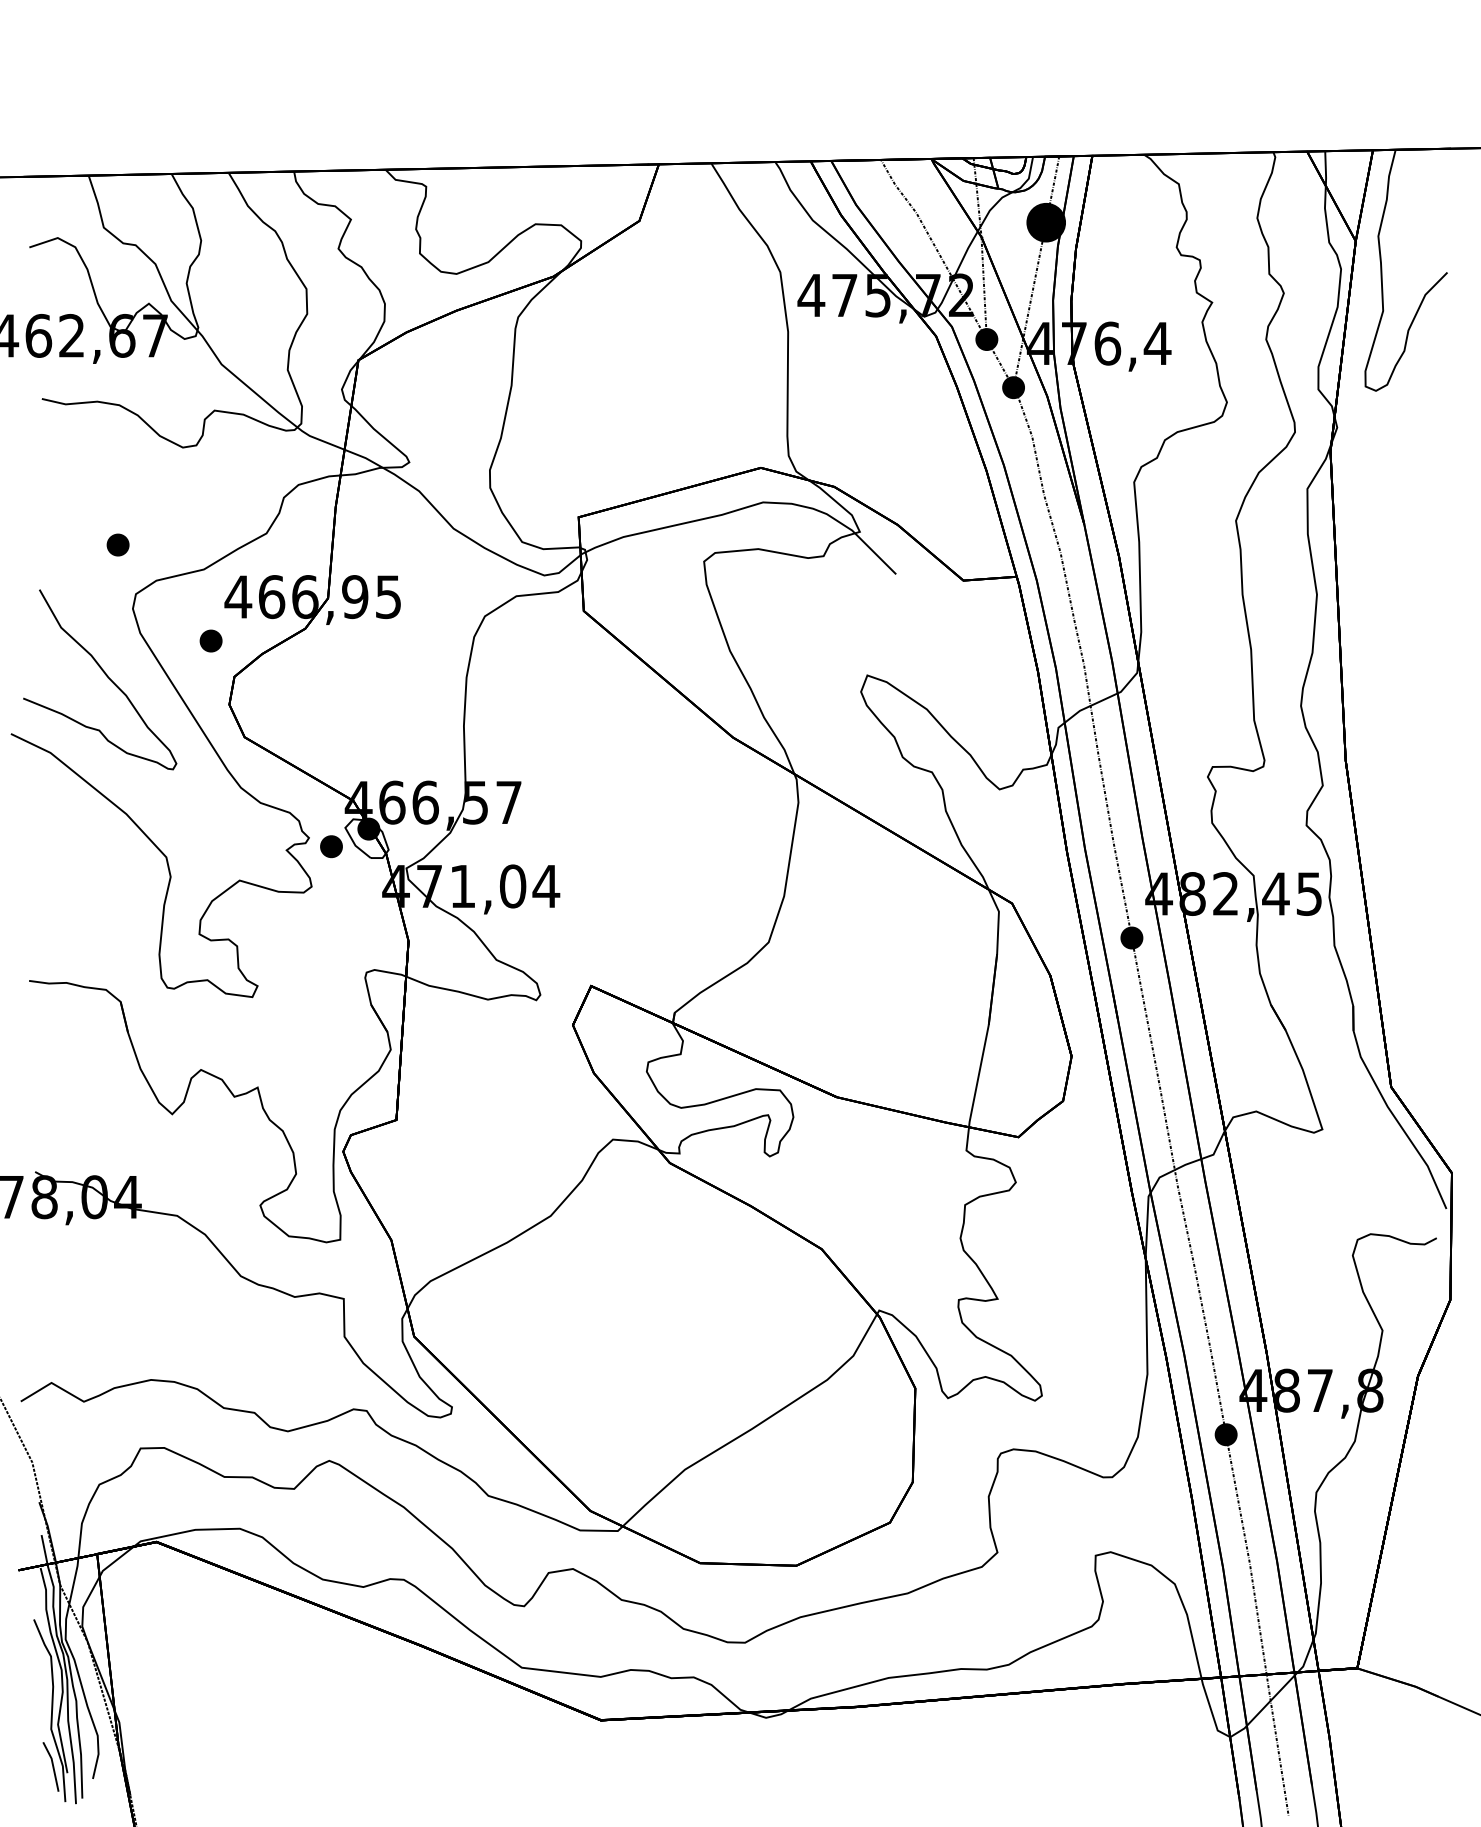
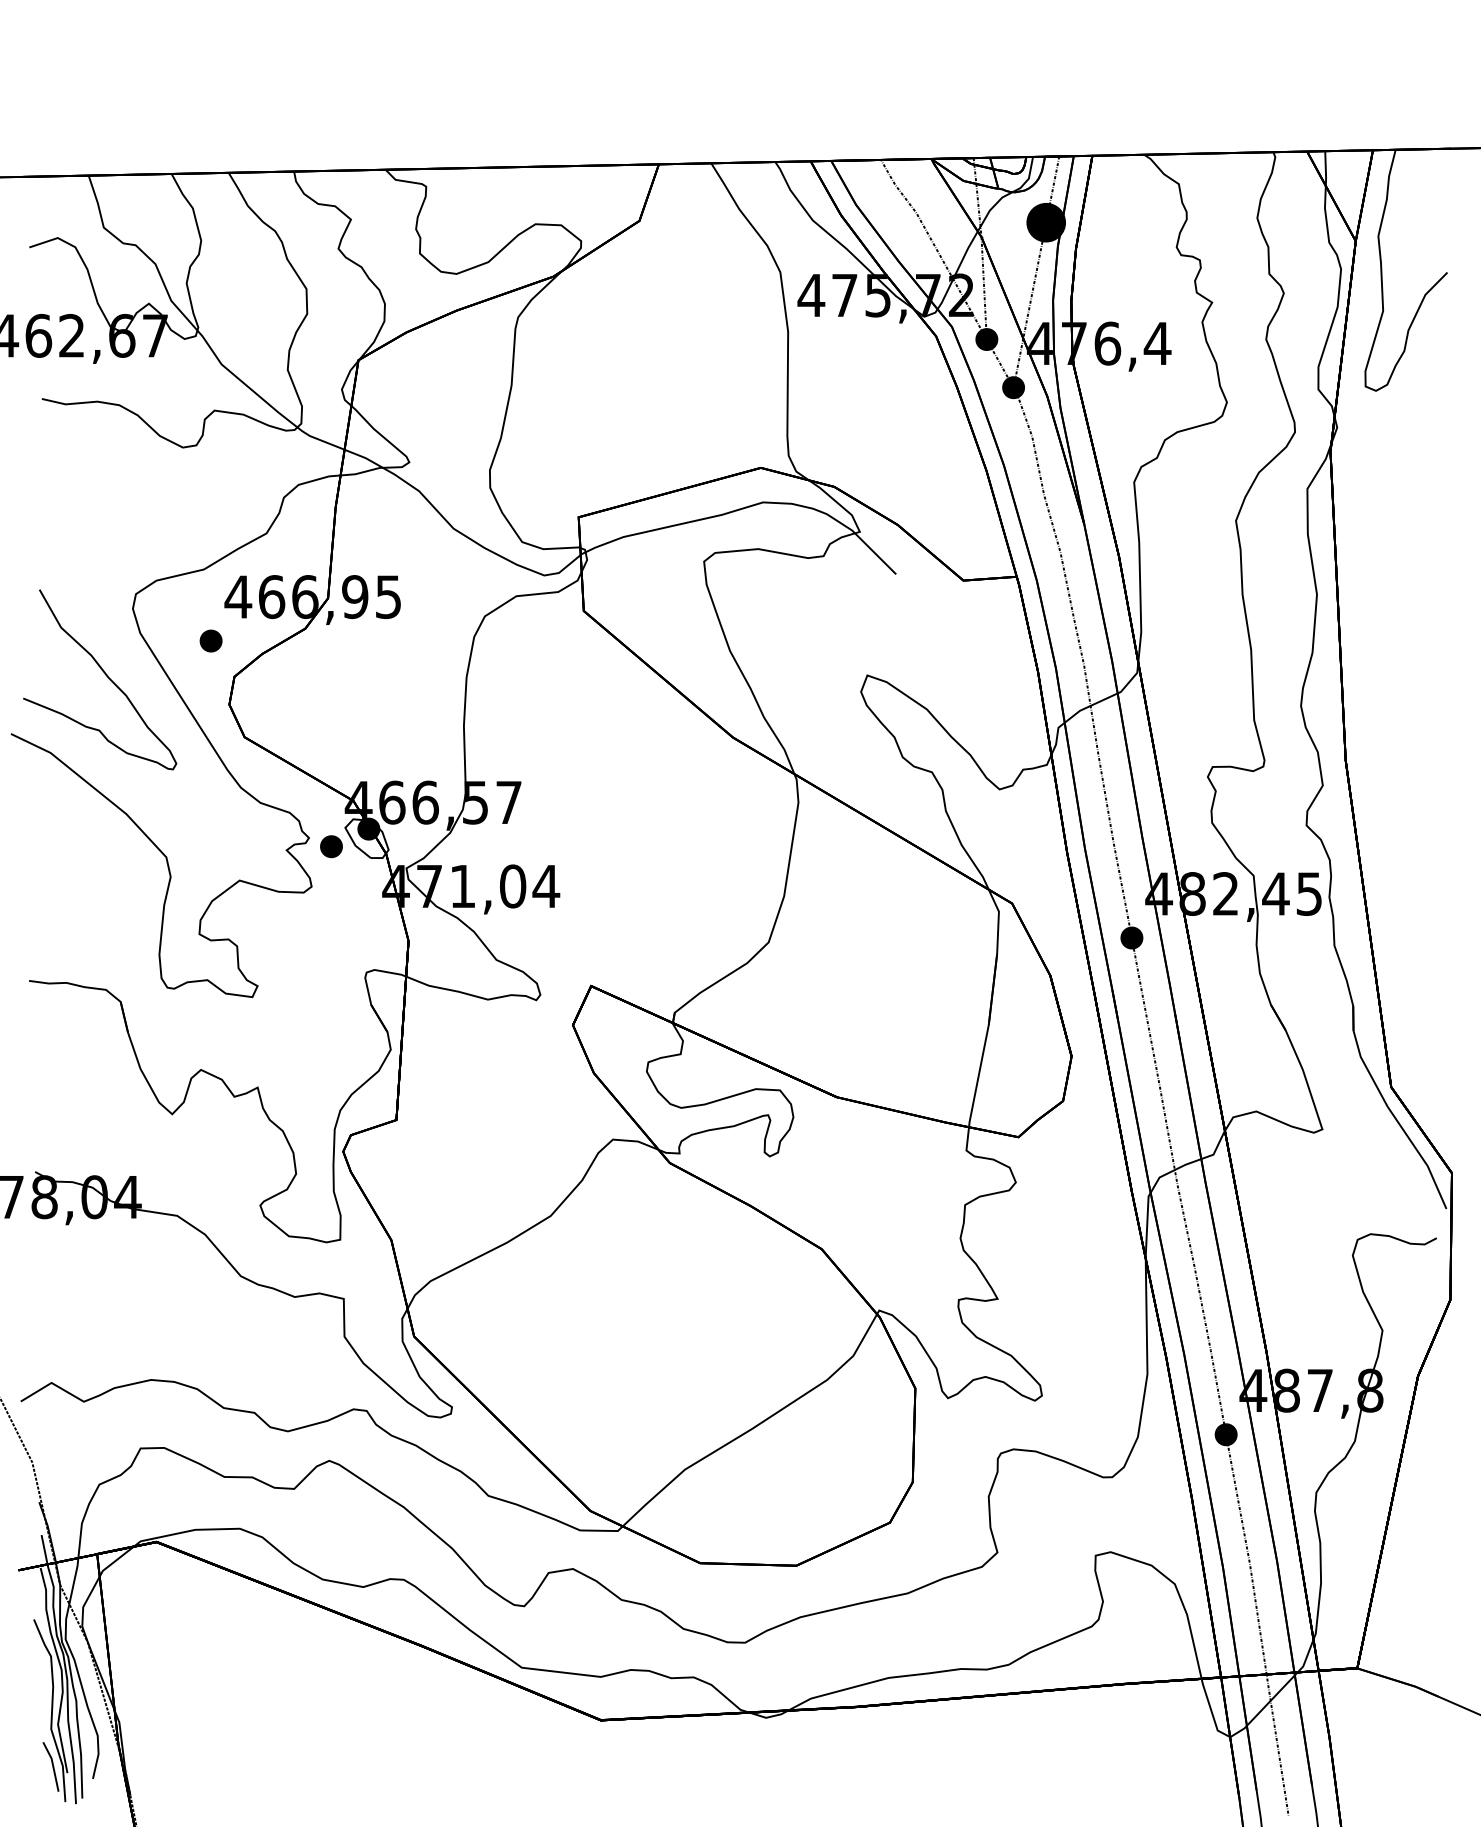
part: present -> none (117, 544)
